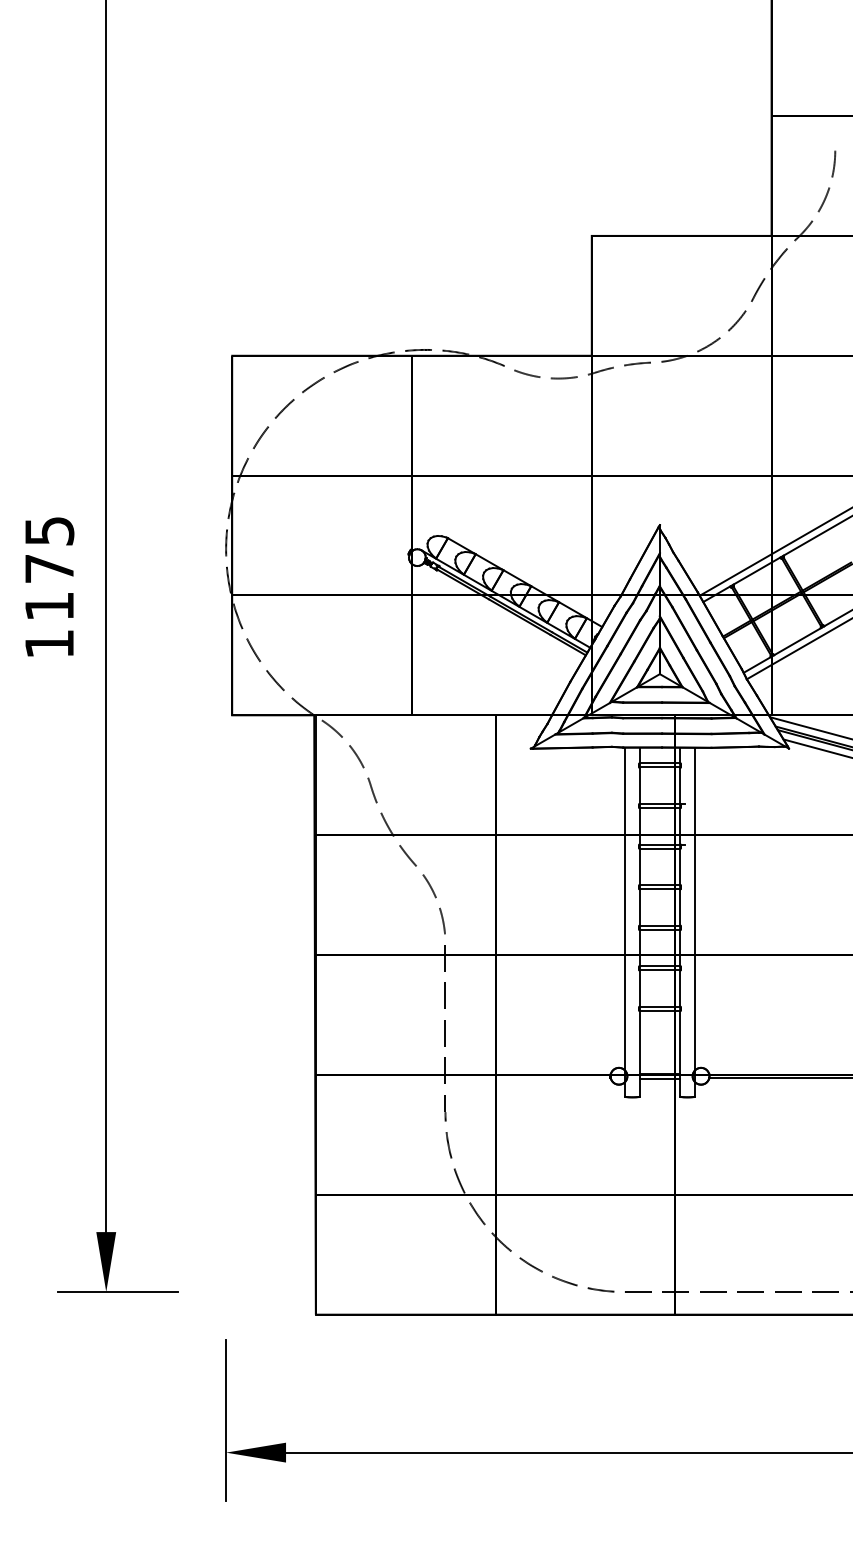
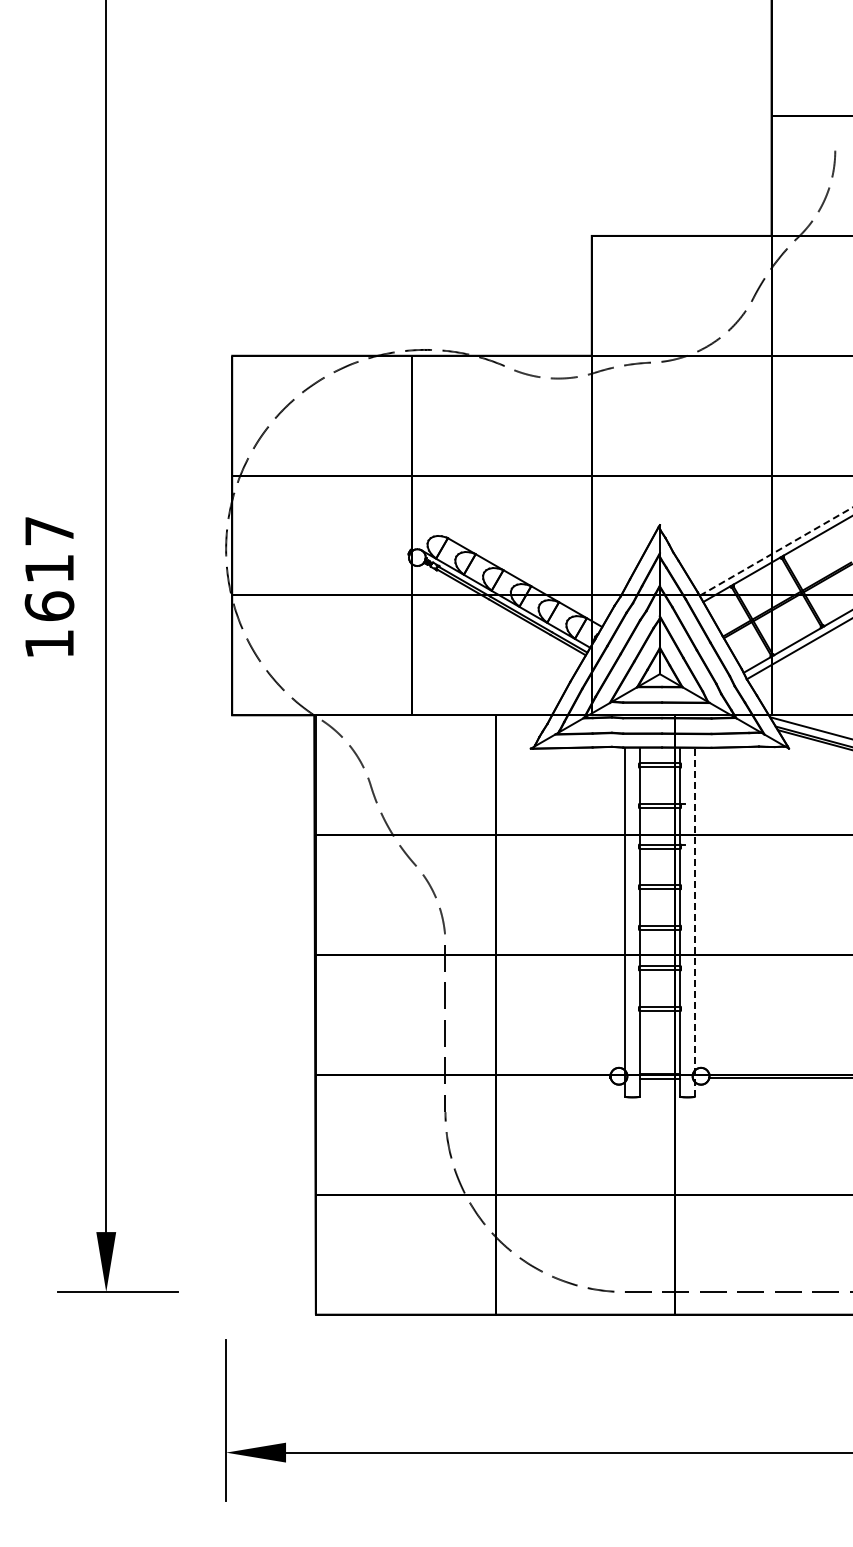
line: solid -> dashed (776, 551)
text: 1175 -> 1617 (49, 568)
line: present -> none (816, 748)
line: solid -> dashed (694, 921)
